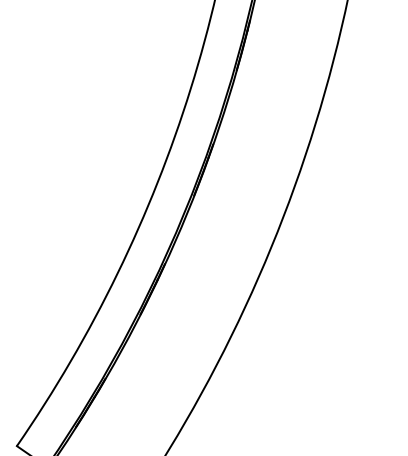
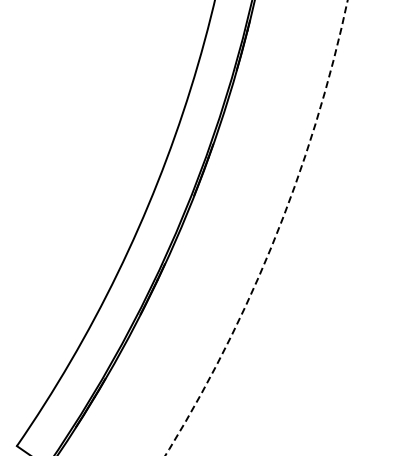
arc: solid -> dashed (275, 237)
